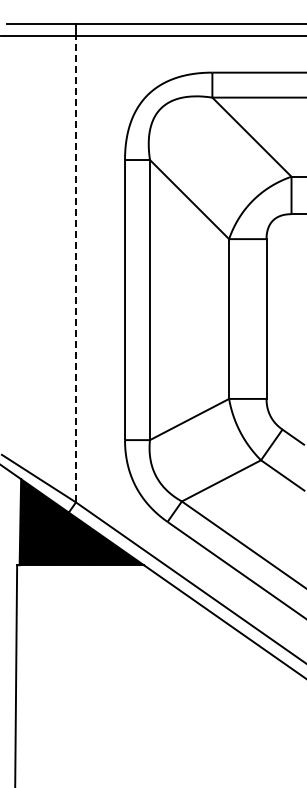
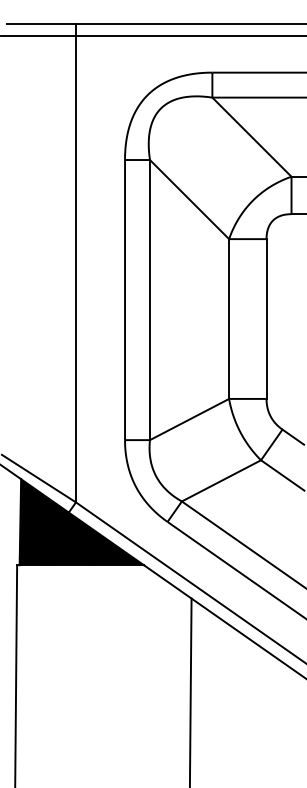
line: dashed -> solid (76, 268)
line: none -> present (190, 691)
